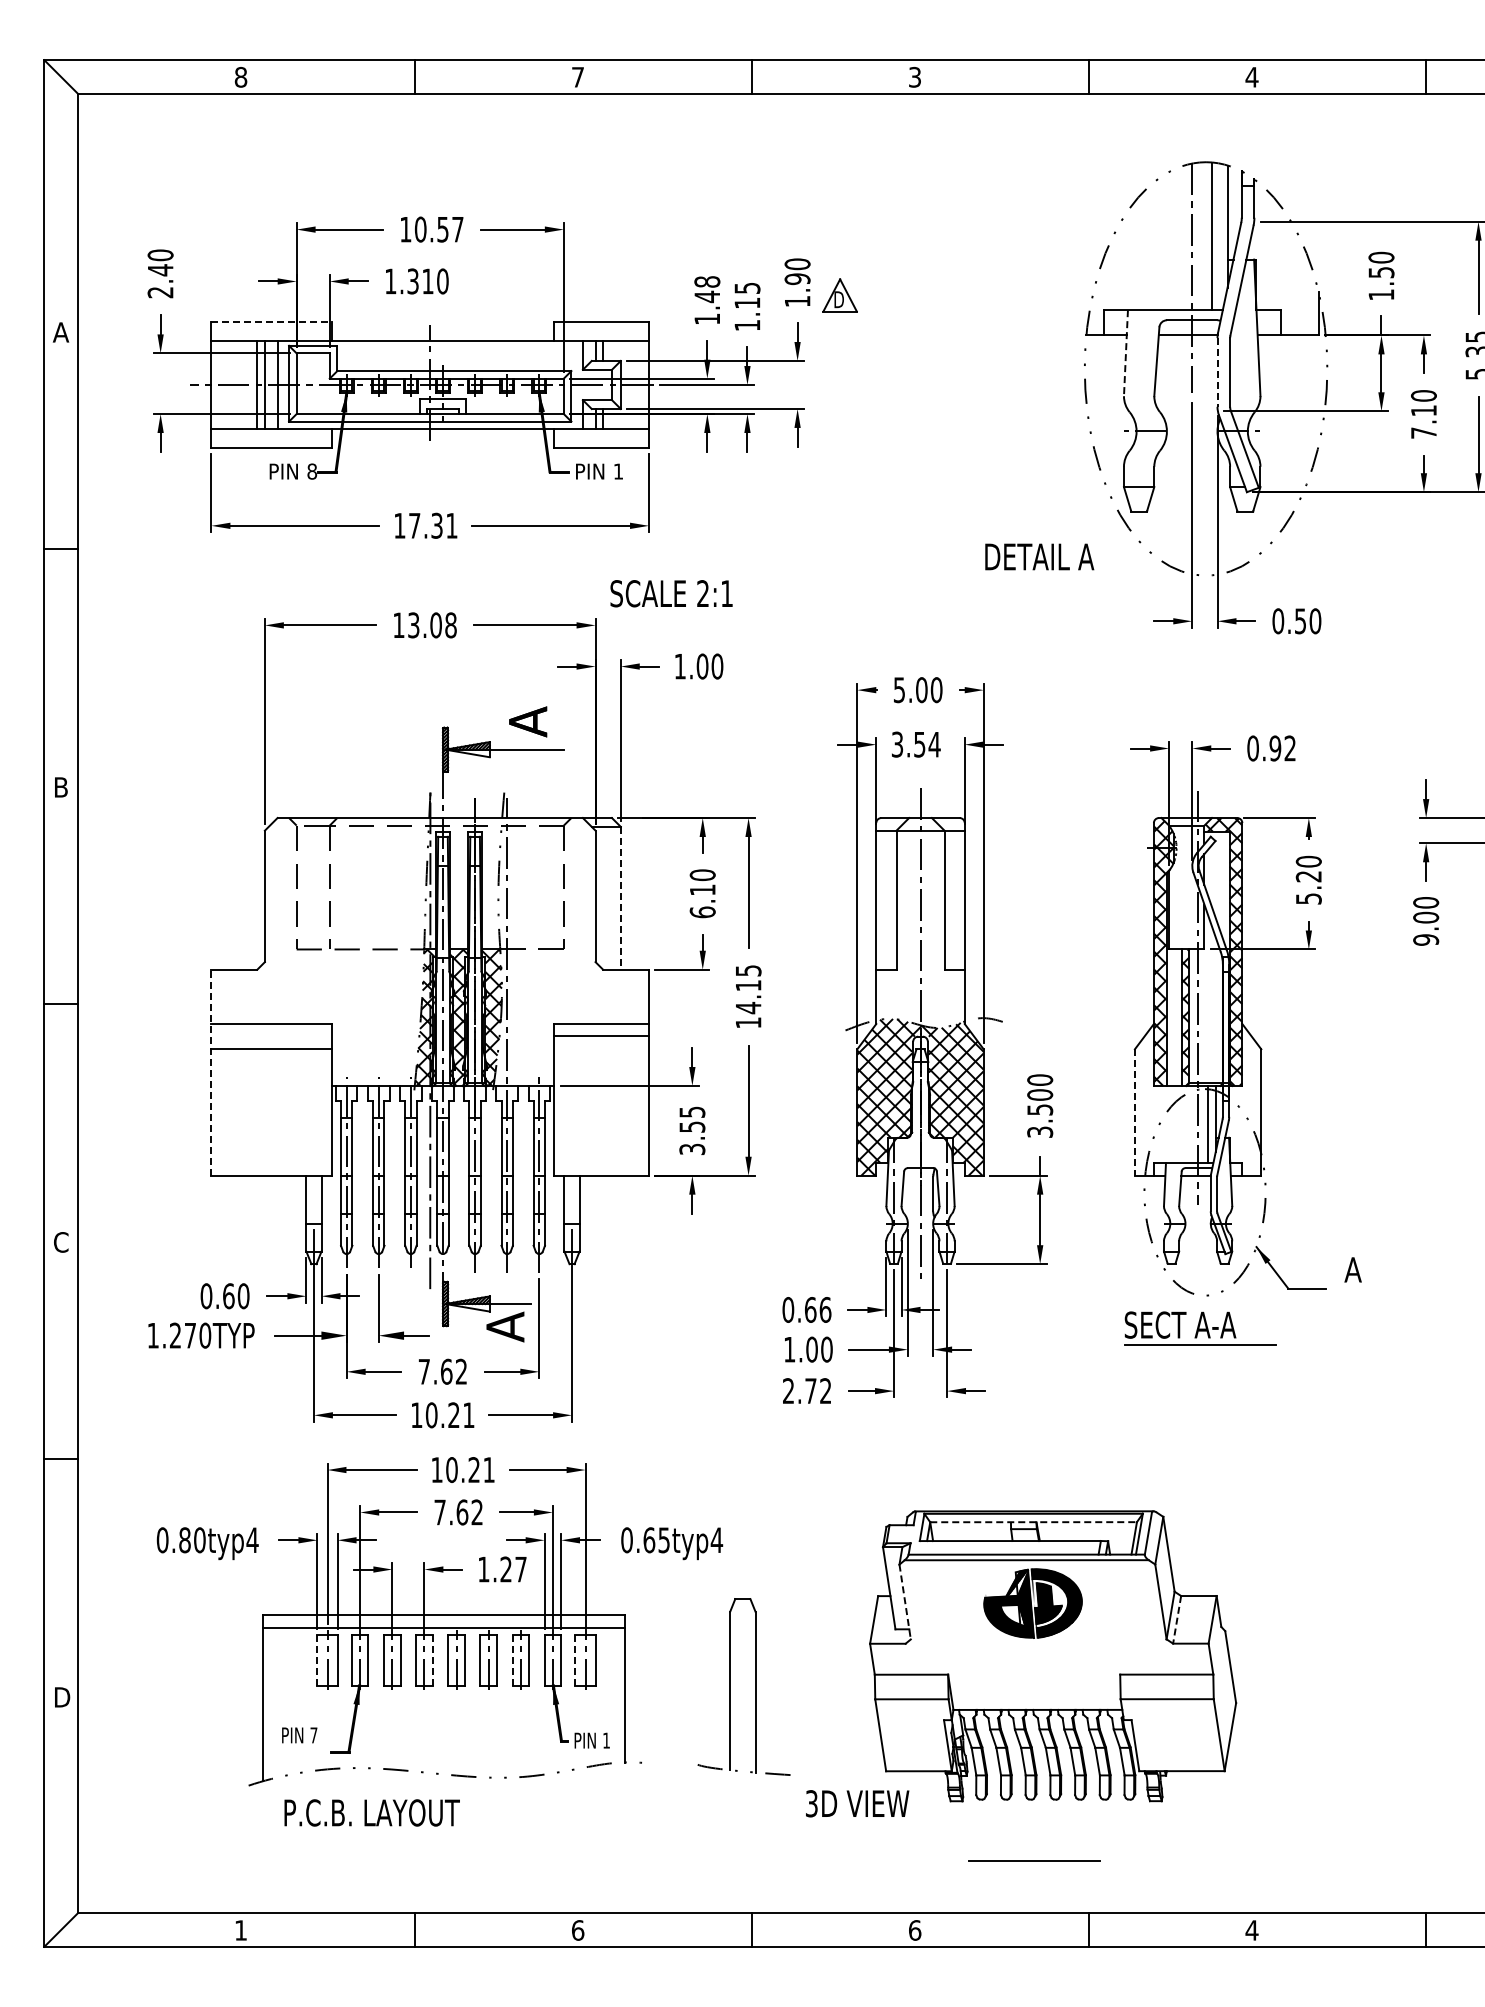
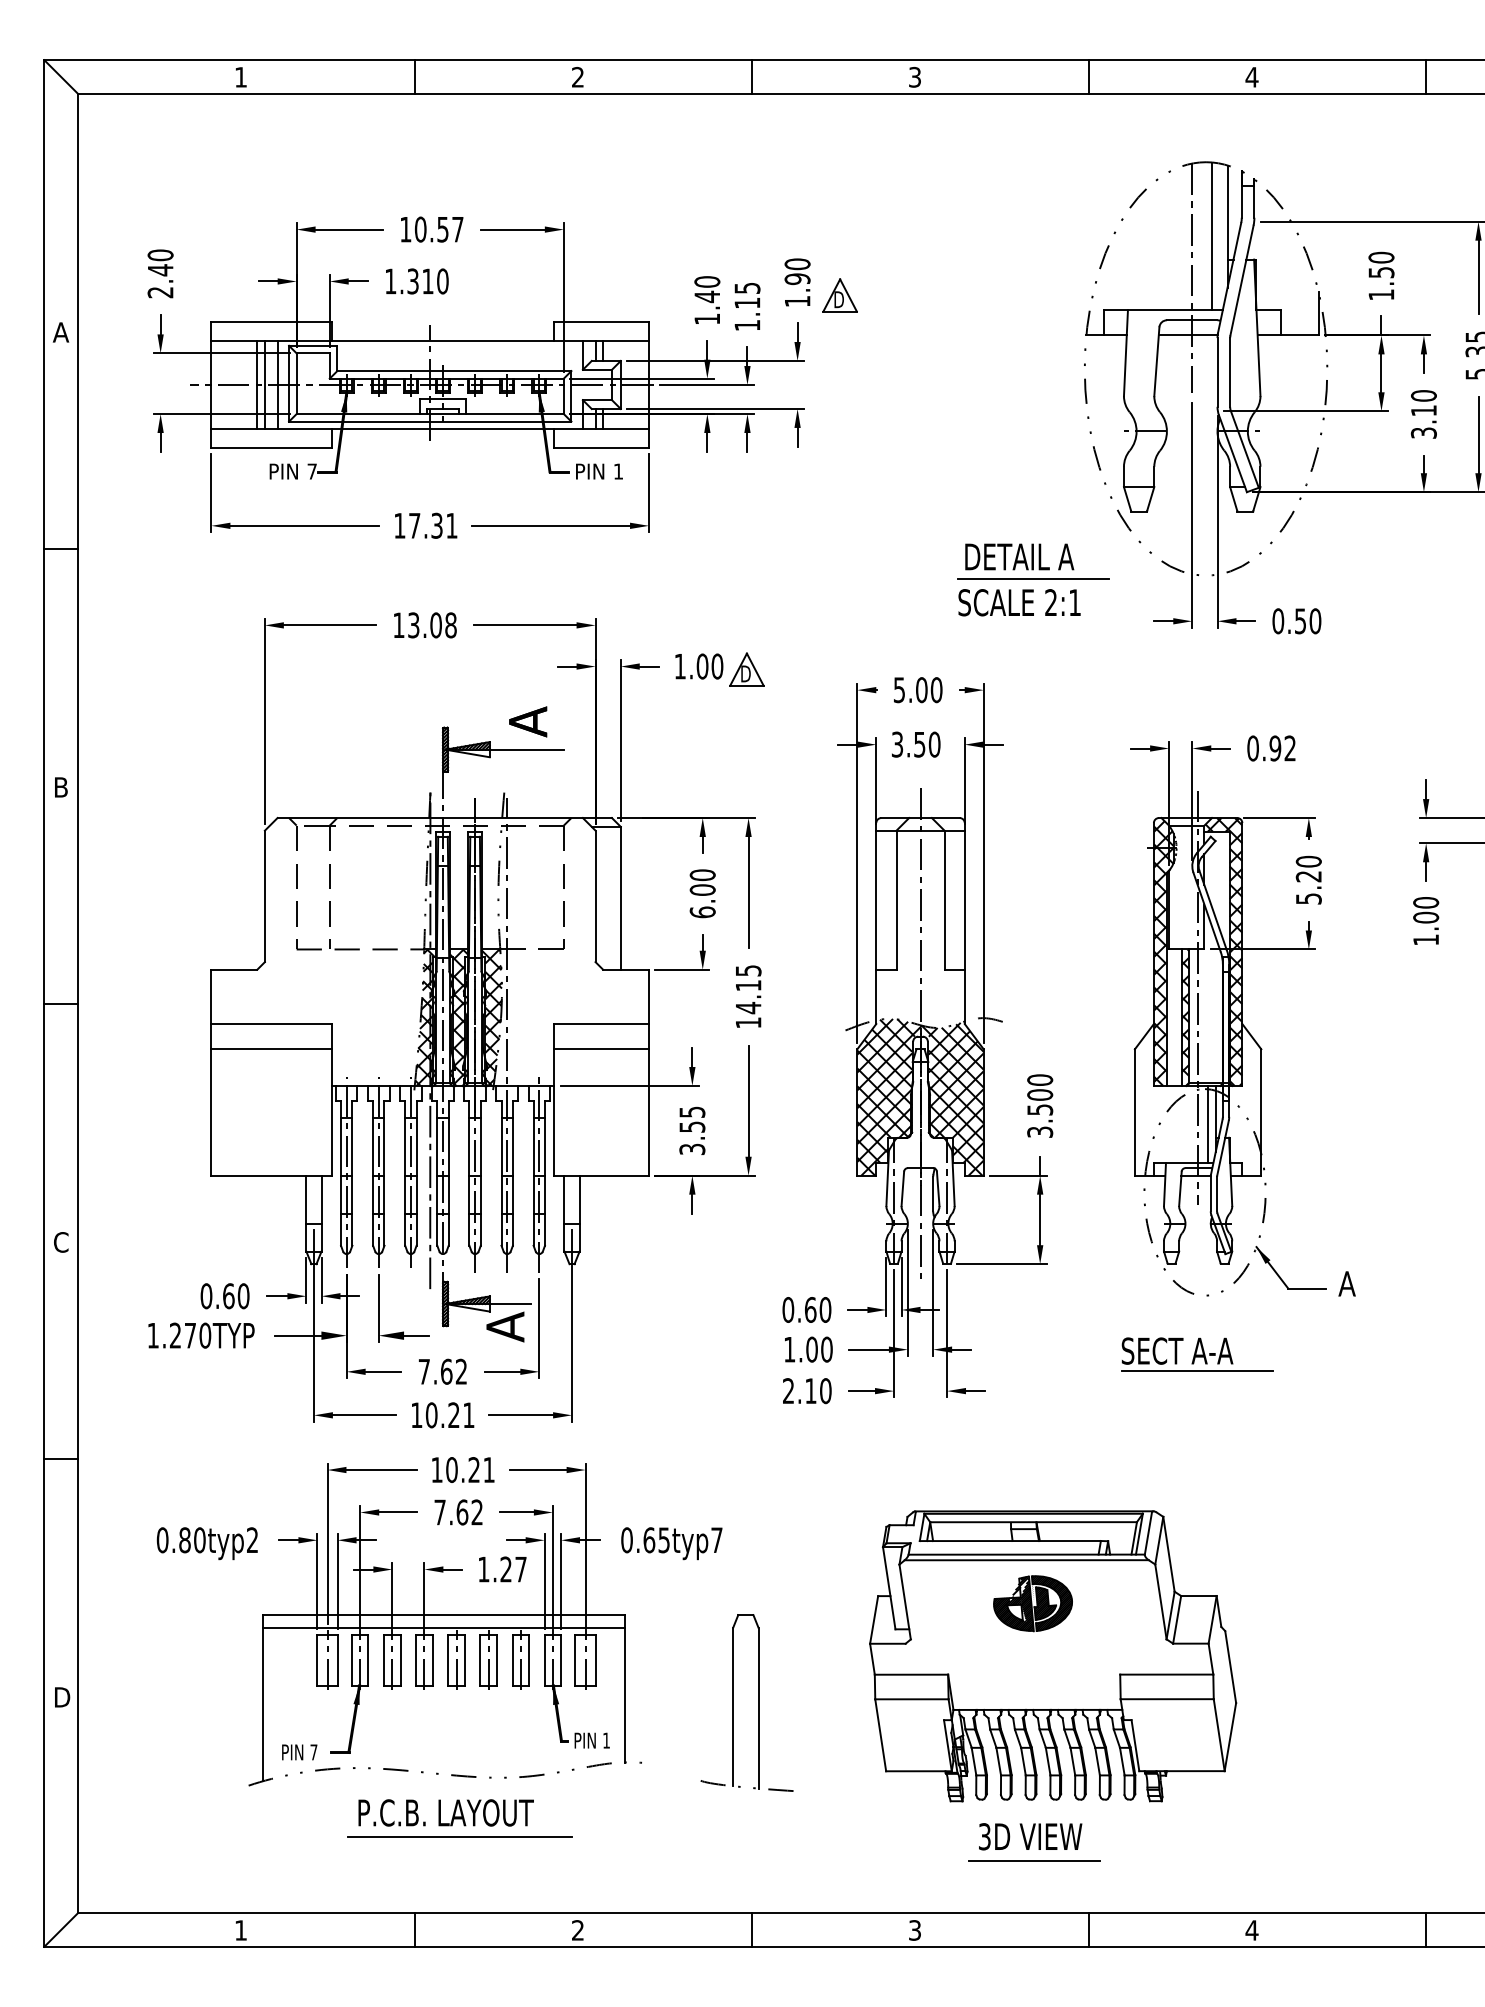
text: 8 -> 1 (240, 76)
text: 7 -> 2 (577, 76)
text: 1.48 -> 1.40 (707, 281)
line: dashed -> solid (272, 321)
line: dashed -> solid (1125, 353)
line: dashed -> solid (1217, 372)
text: 7.10 -> 3.10 (1423, 432)
text: 8 -> 7 (312, 471)
text position: (1039, 556) -> (1019, 556) (1019, 556)
line: none -> present (1033, 579)
text position: (671, 593) -> (1019, 602) (1019, 602)
part: none -> present (746, 669)
text: 3.54 -> 3.50 (934, 744)
text: 6.10 -> 6.00 (702, 889)
line: dashed -> solid (620, 898)
text: 9.00 -> 1.00 (1426, 939)
line position: (601, 1036) -> (601, 1049) (601, 1049)
line: dashed -> solid (211, 1072)
line: dashed -> solid (1134, 1113)
text position: (1352, 1269) -> (1346, 1283) (1346, 1283)
text: 0.66 -> 0.60 (825, 1309)
part position: (1200, 1328) -> (1197, 1354) (1197, 1354)
text: 2.72 -> 2.10 (818, 1391)
line: dashed -> solid (1034, 1522)
text: 0.80typ4 -> 0.80typ2 (252, 1539)
text: 0.65typ4 -> 0.65typ7 (716, 1539)
line: dashed -> solid (905, 1602)
part size: 100x71 px -> 80x58 px (1032, 1603)
line: dashed -> solid (1177, 1620)
line: dashed -> solid (317, 1661)
line: dashed -> solid (432, 1661)
line: dashed -> solid (512, 1661)
line: dashed -> solid (575, 1661)
part position: (755, 1686) -> (758, 1702) (758, 1702)
text position: (299, 1735) -> (299, 1752) (299, 1752)
text position: (857, 1803) -> (1030, 1836) (1030, 1836)
text position: (371, 1812) -> (445, 1812) (445, 1812)
line: none -> present (459, 1837)
text: 6 -> 2 (578, 1930)
text: 6 -> 3 (915, 1930)
